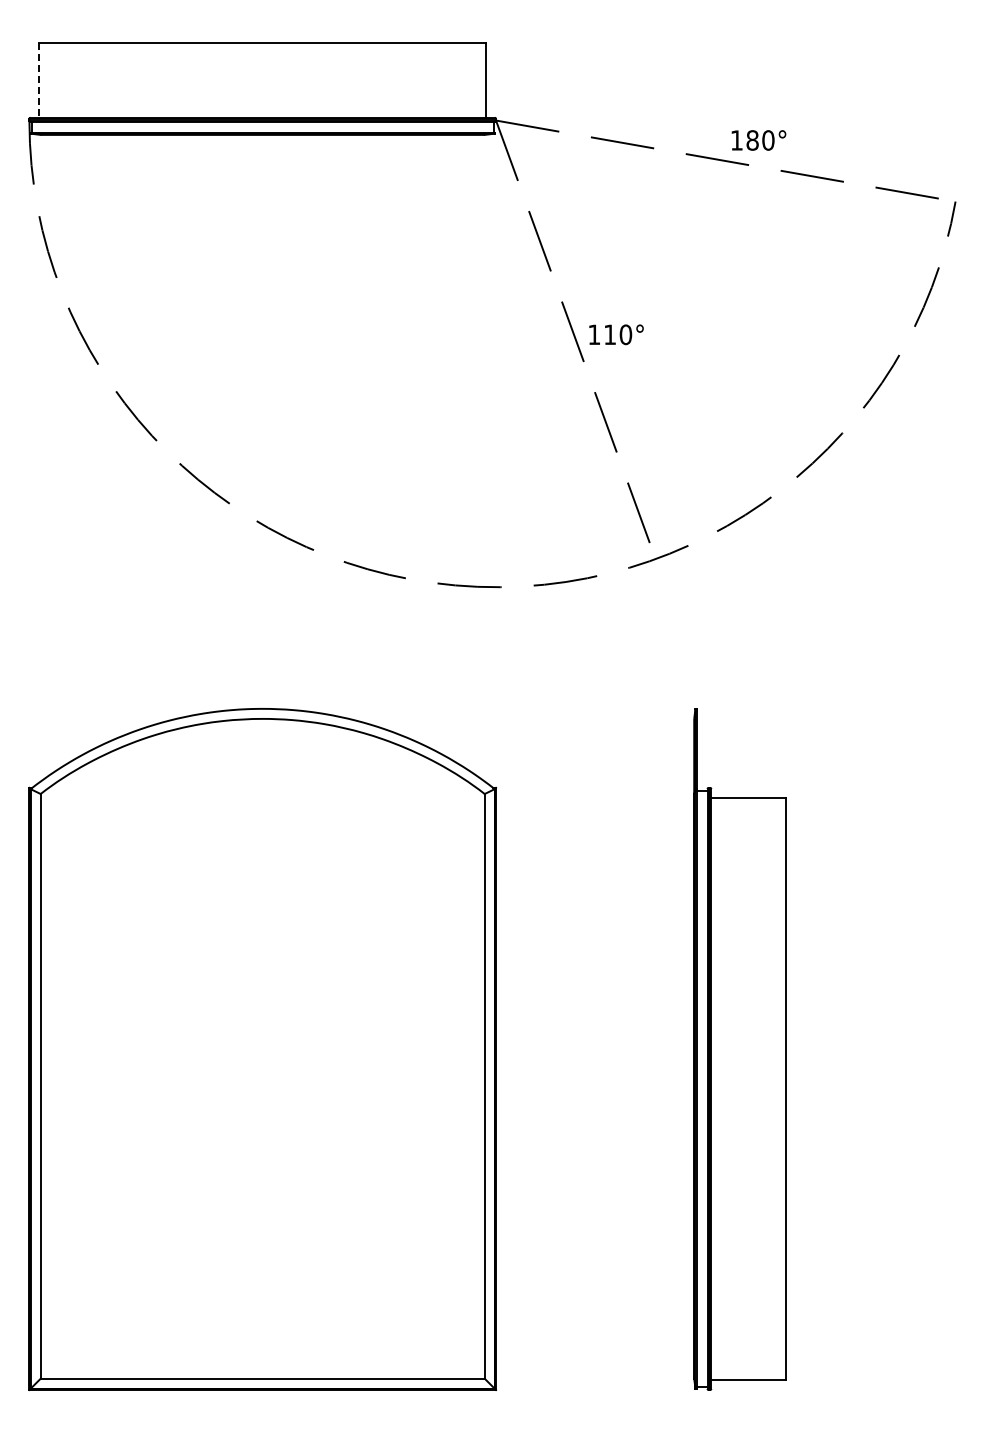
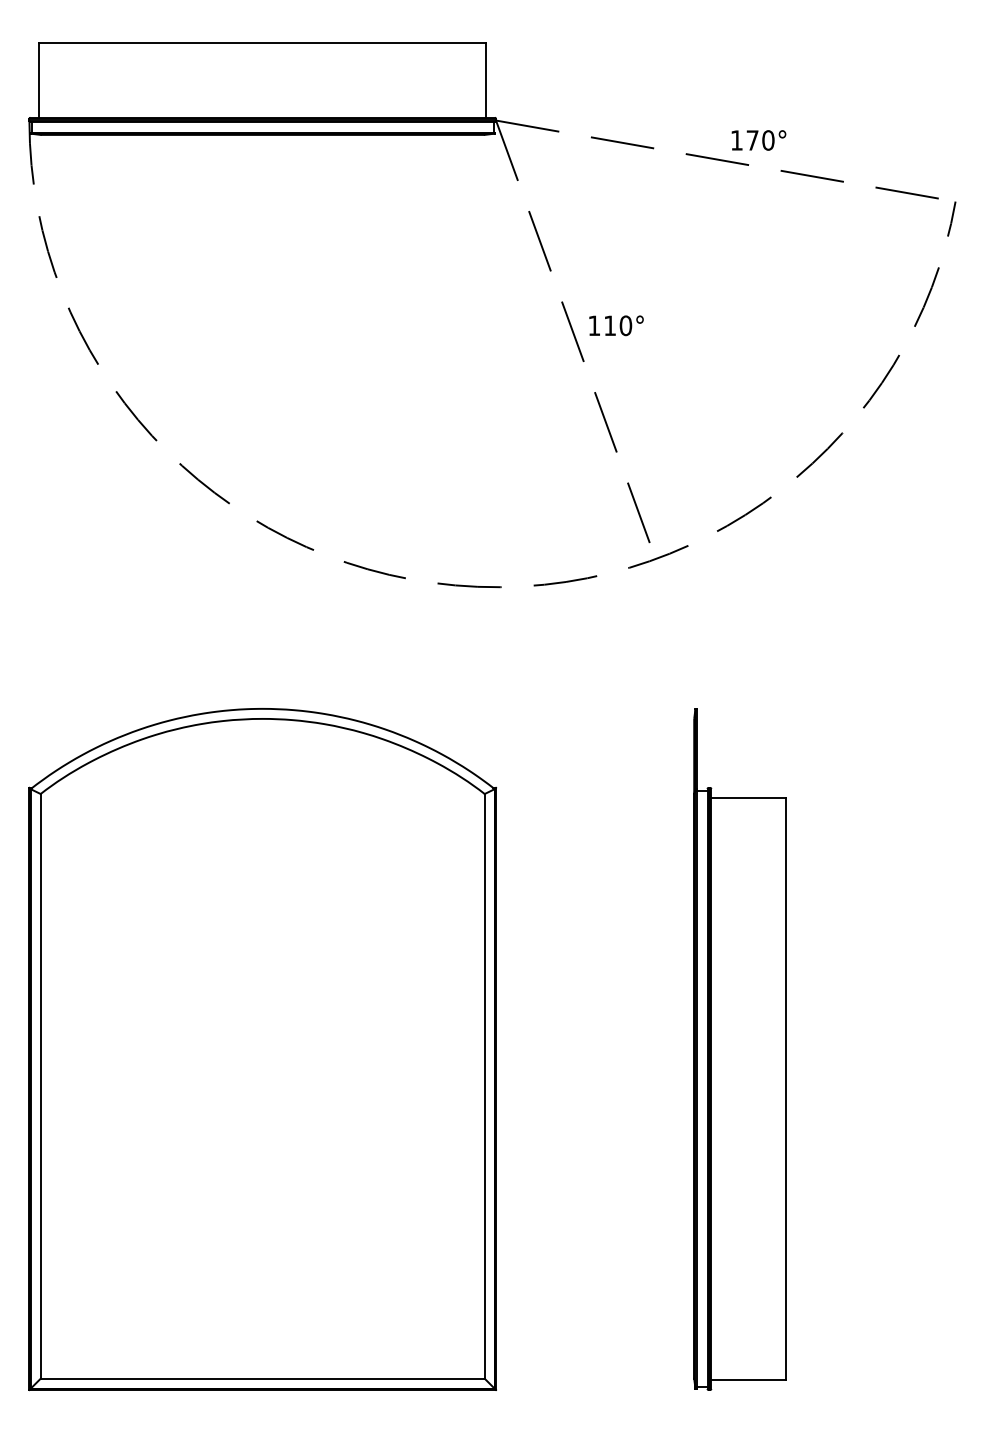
line: dashed -> solid (39, 80)
text: 180° -> 170° (752, 140)
text position: (616, 334) -> (616, 325) (616, 325)
